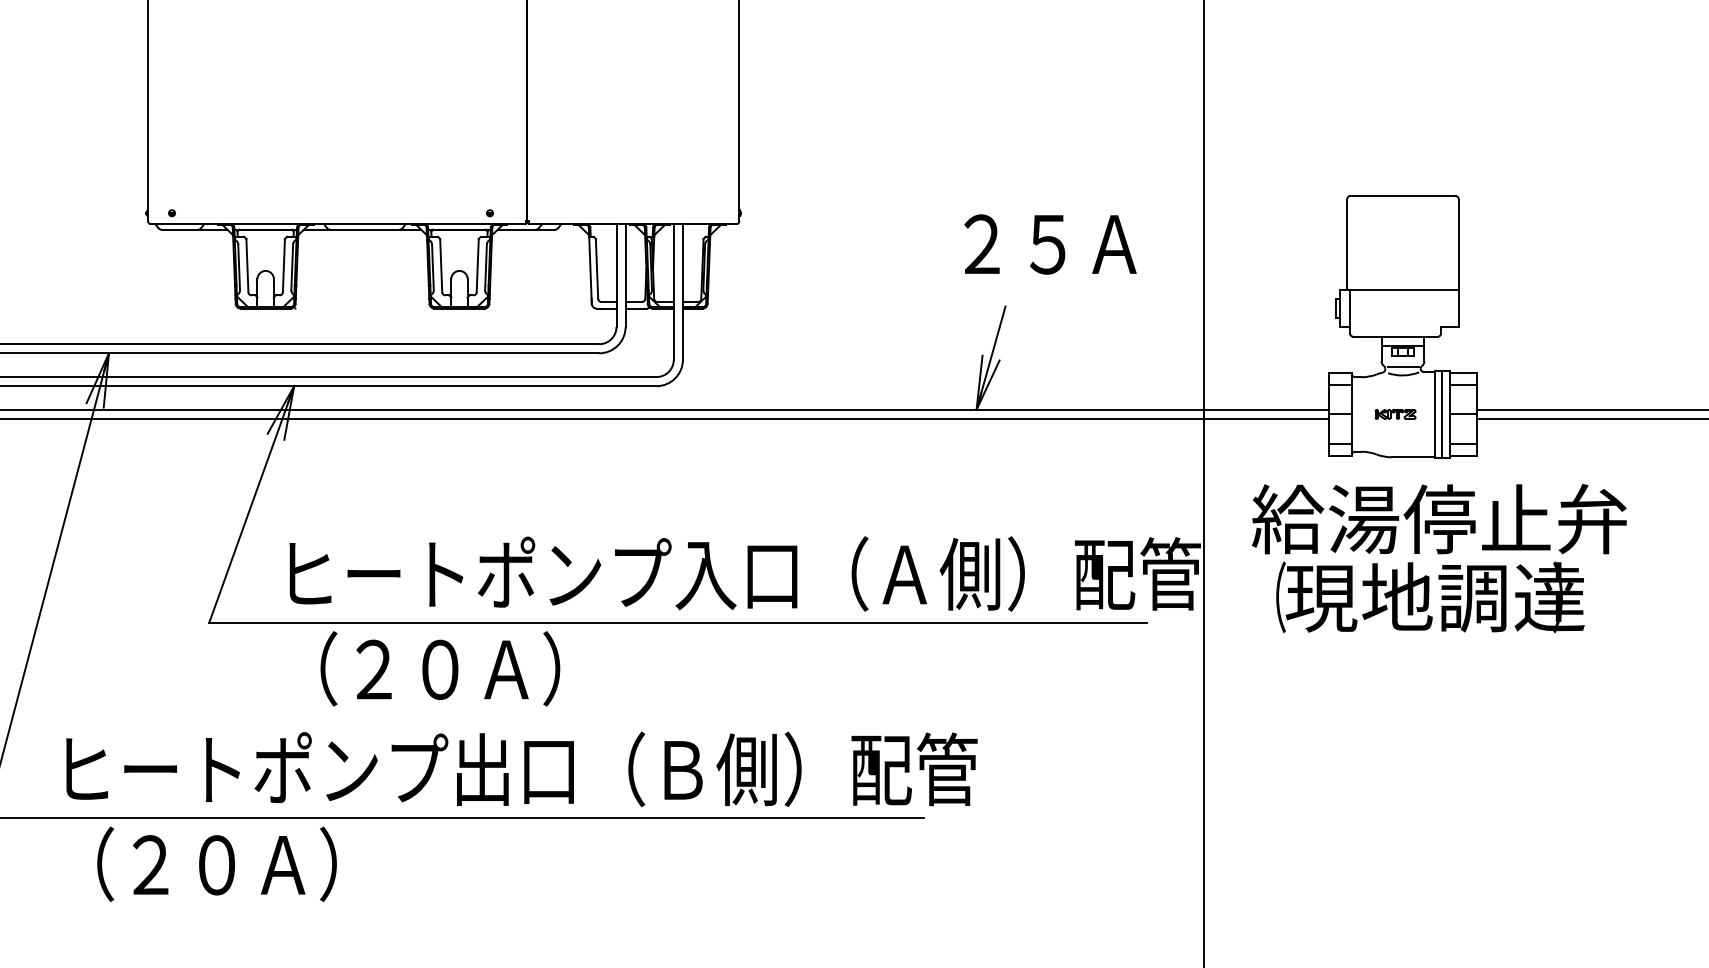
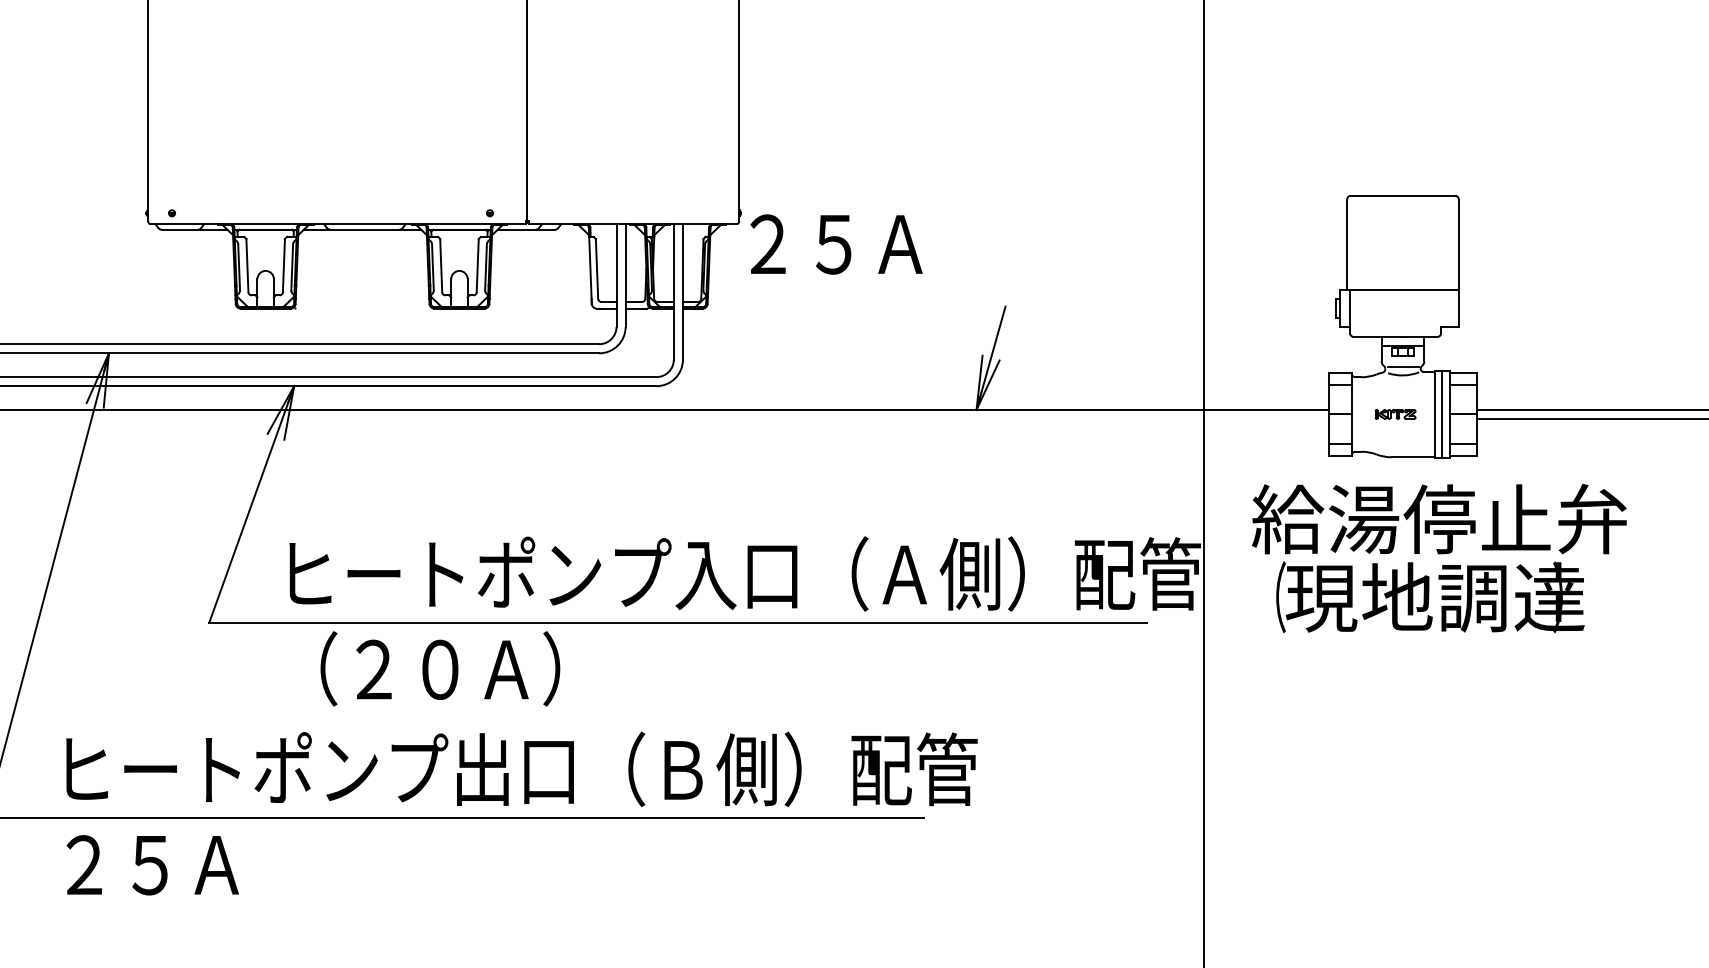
text position: (1050, 244) -> (836, 244) (836, 244)
line: present -> none (665, 419)
text: （２０Ａ） -> ２５Ａ (201, 863)
